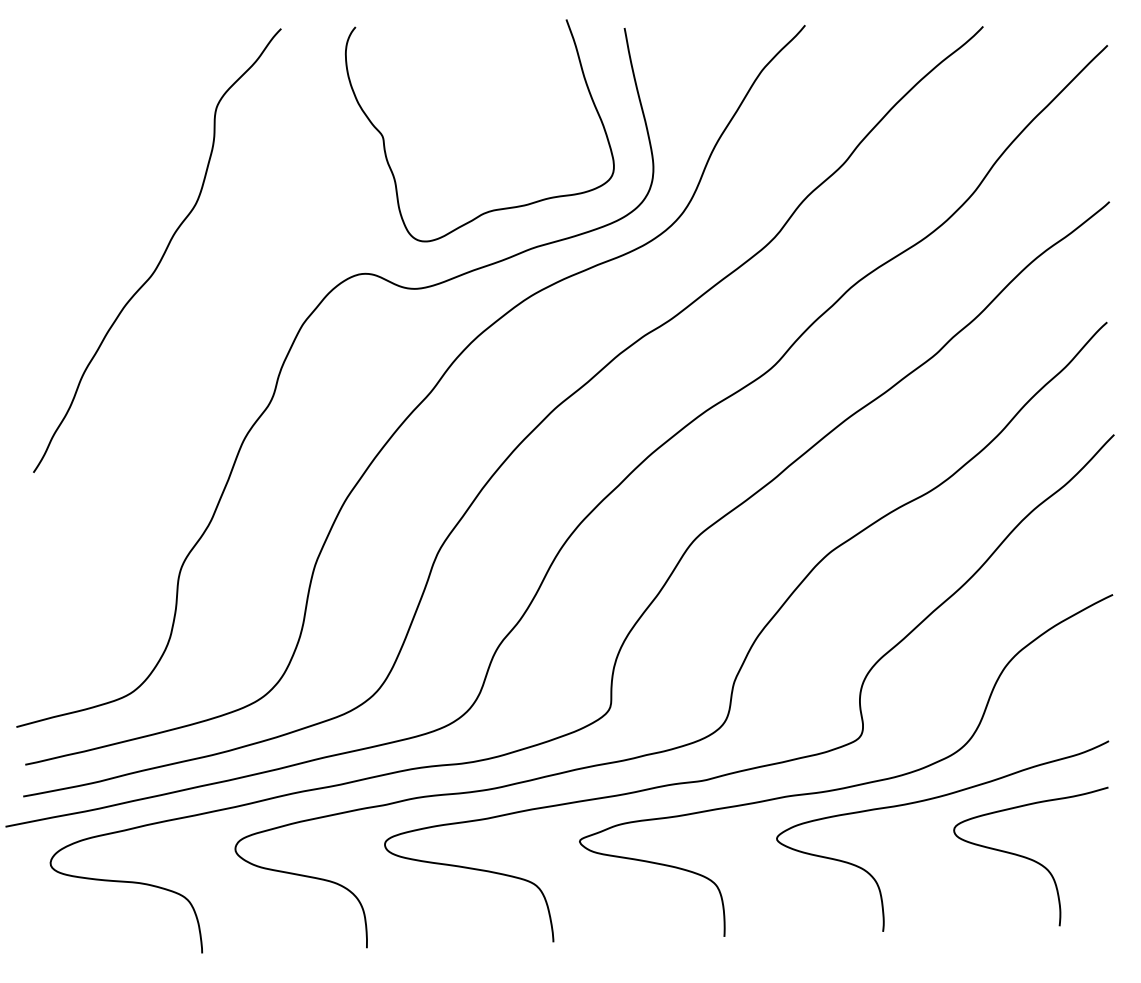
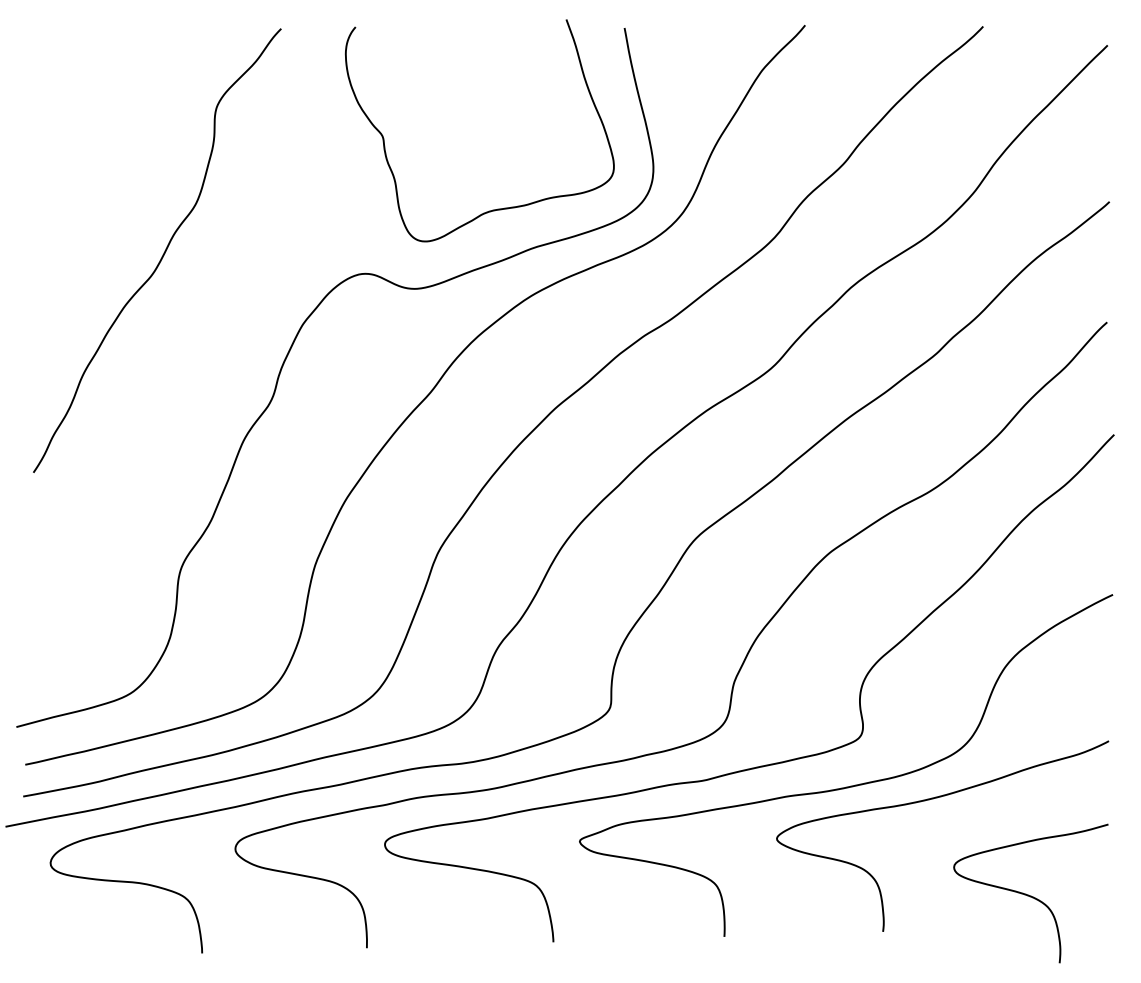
curve position: (1030, 858) -> (1030, 895) (1030, 895)
